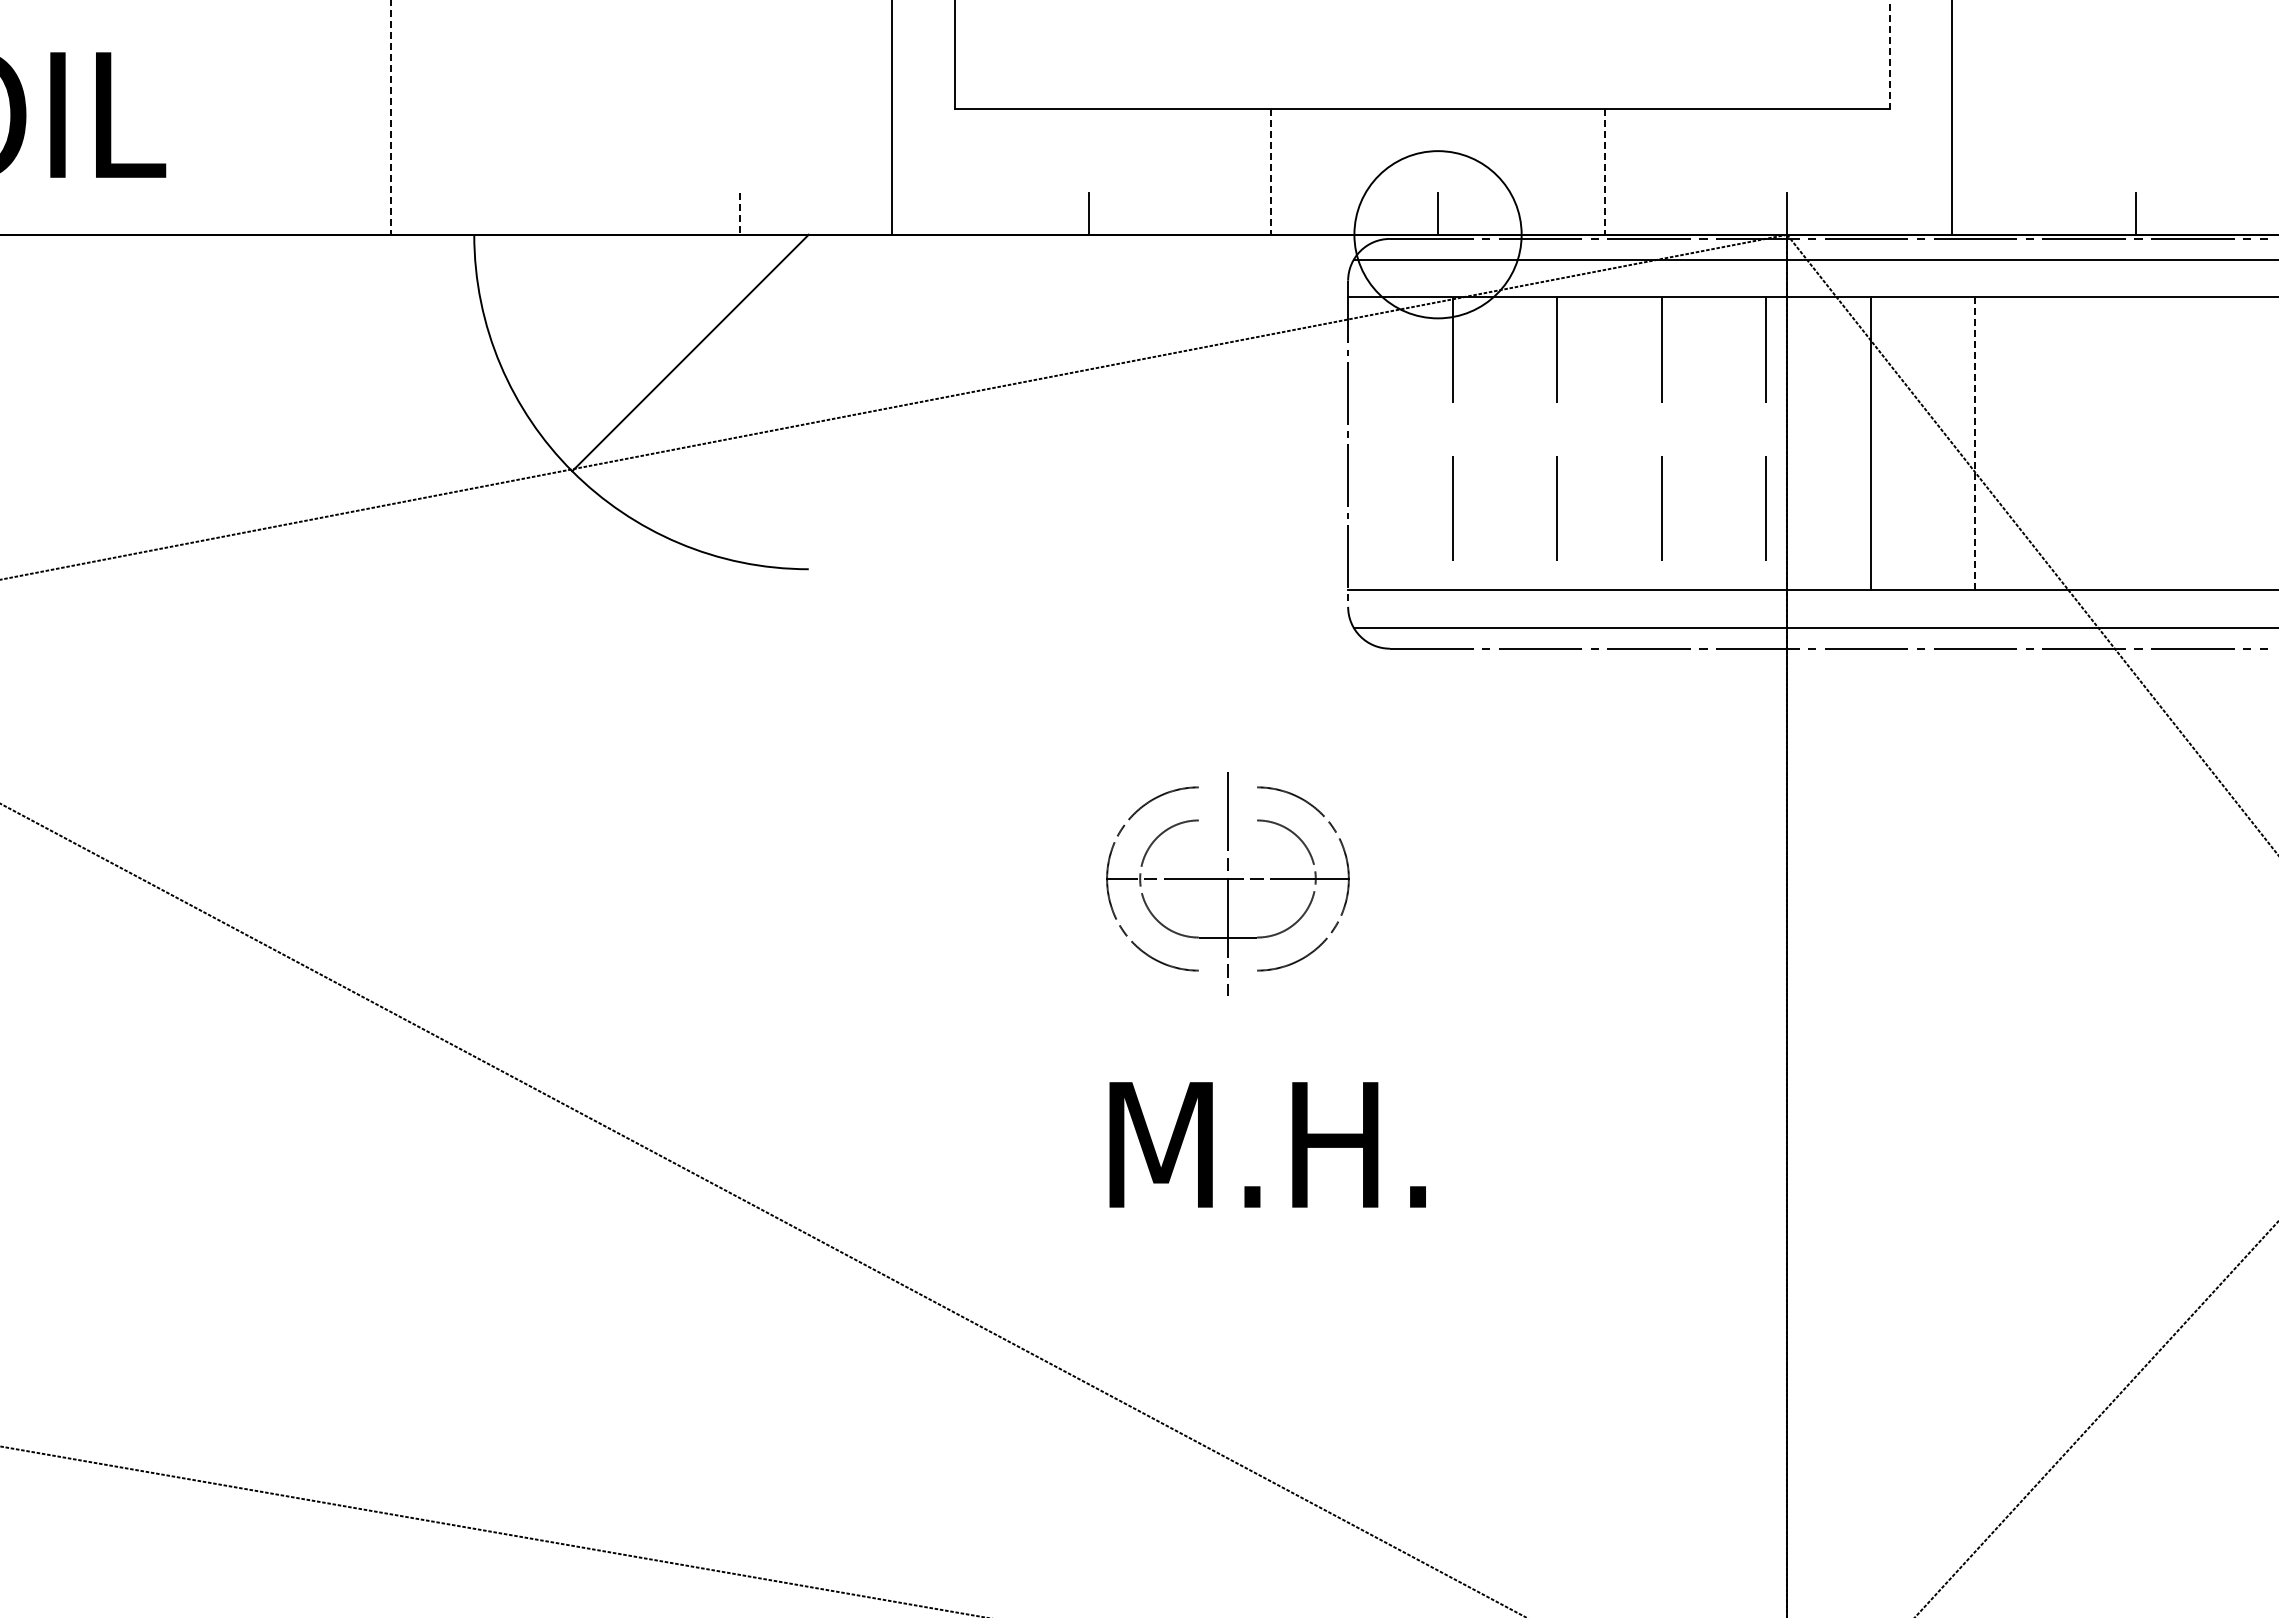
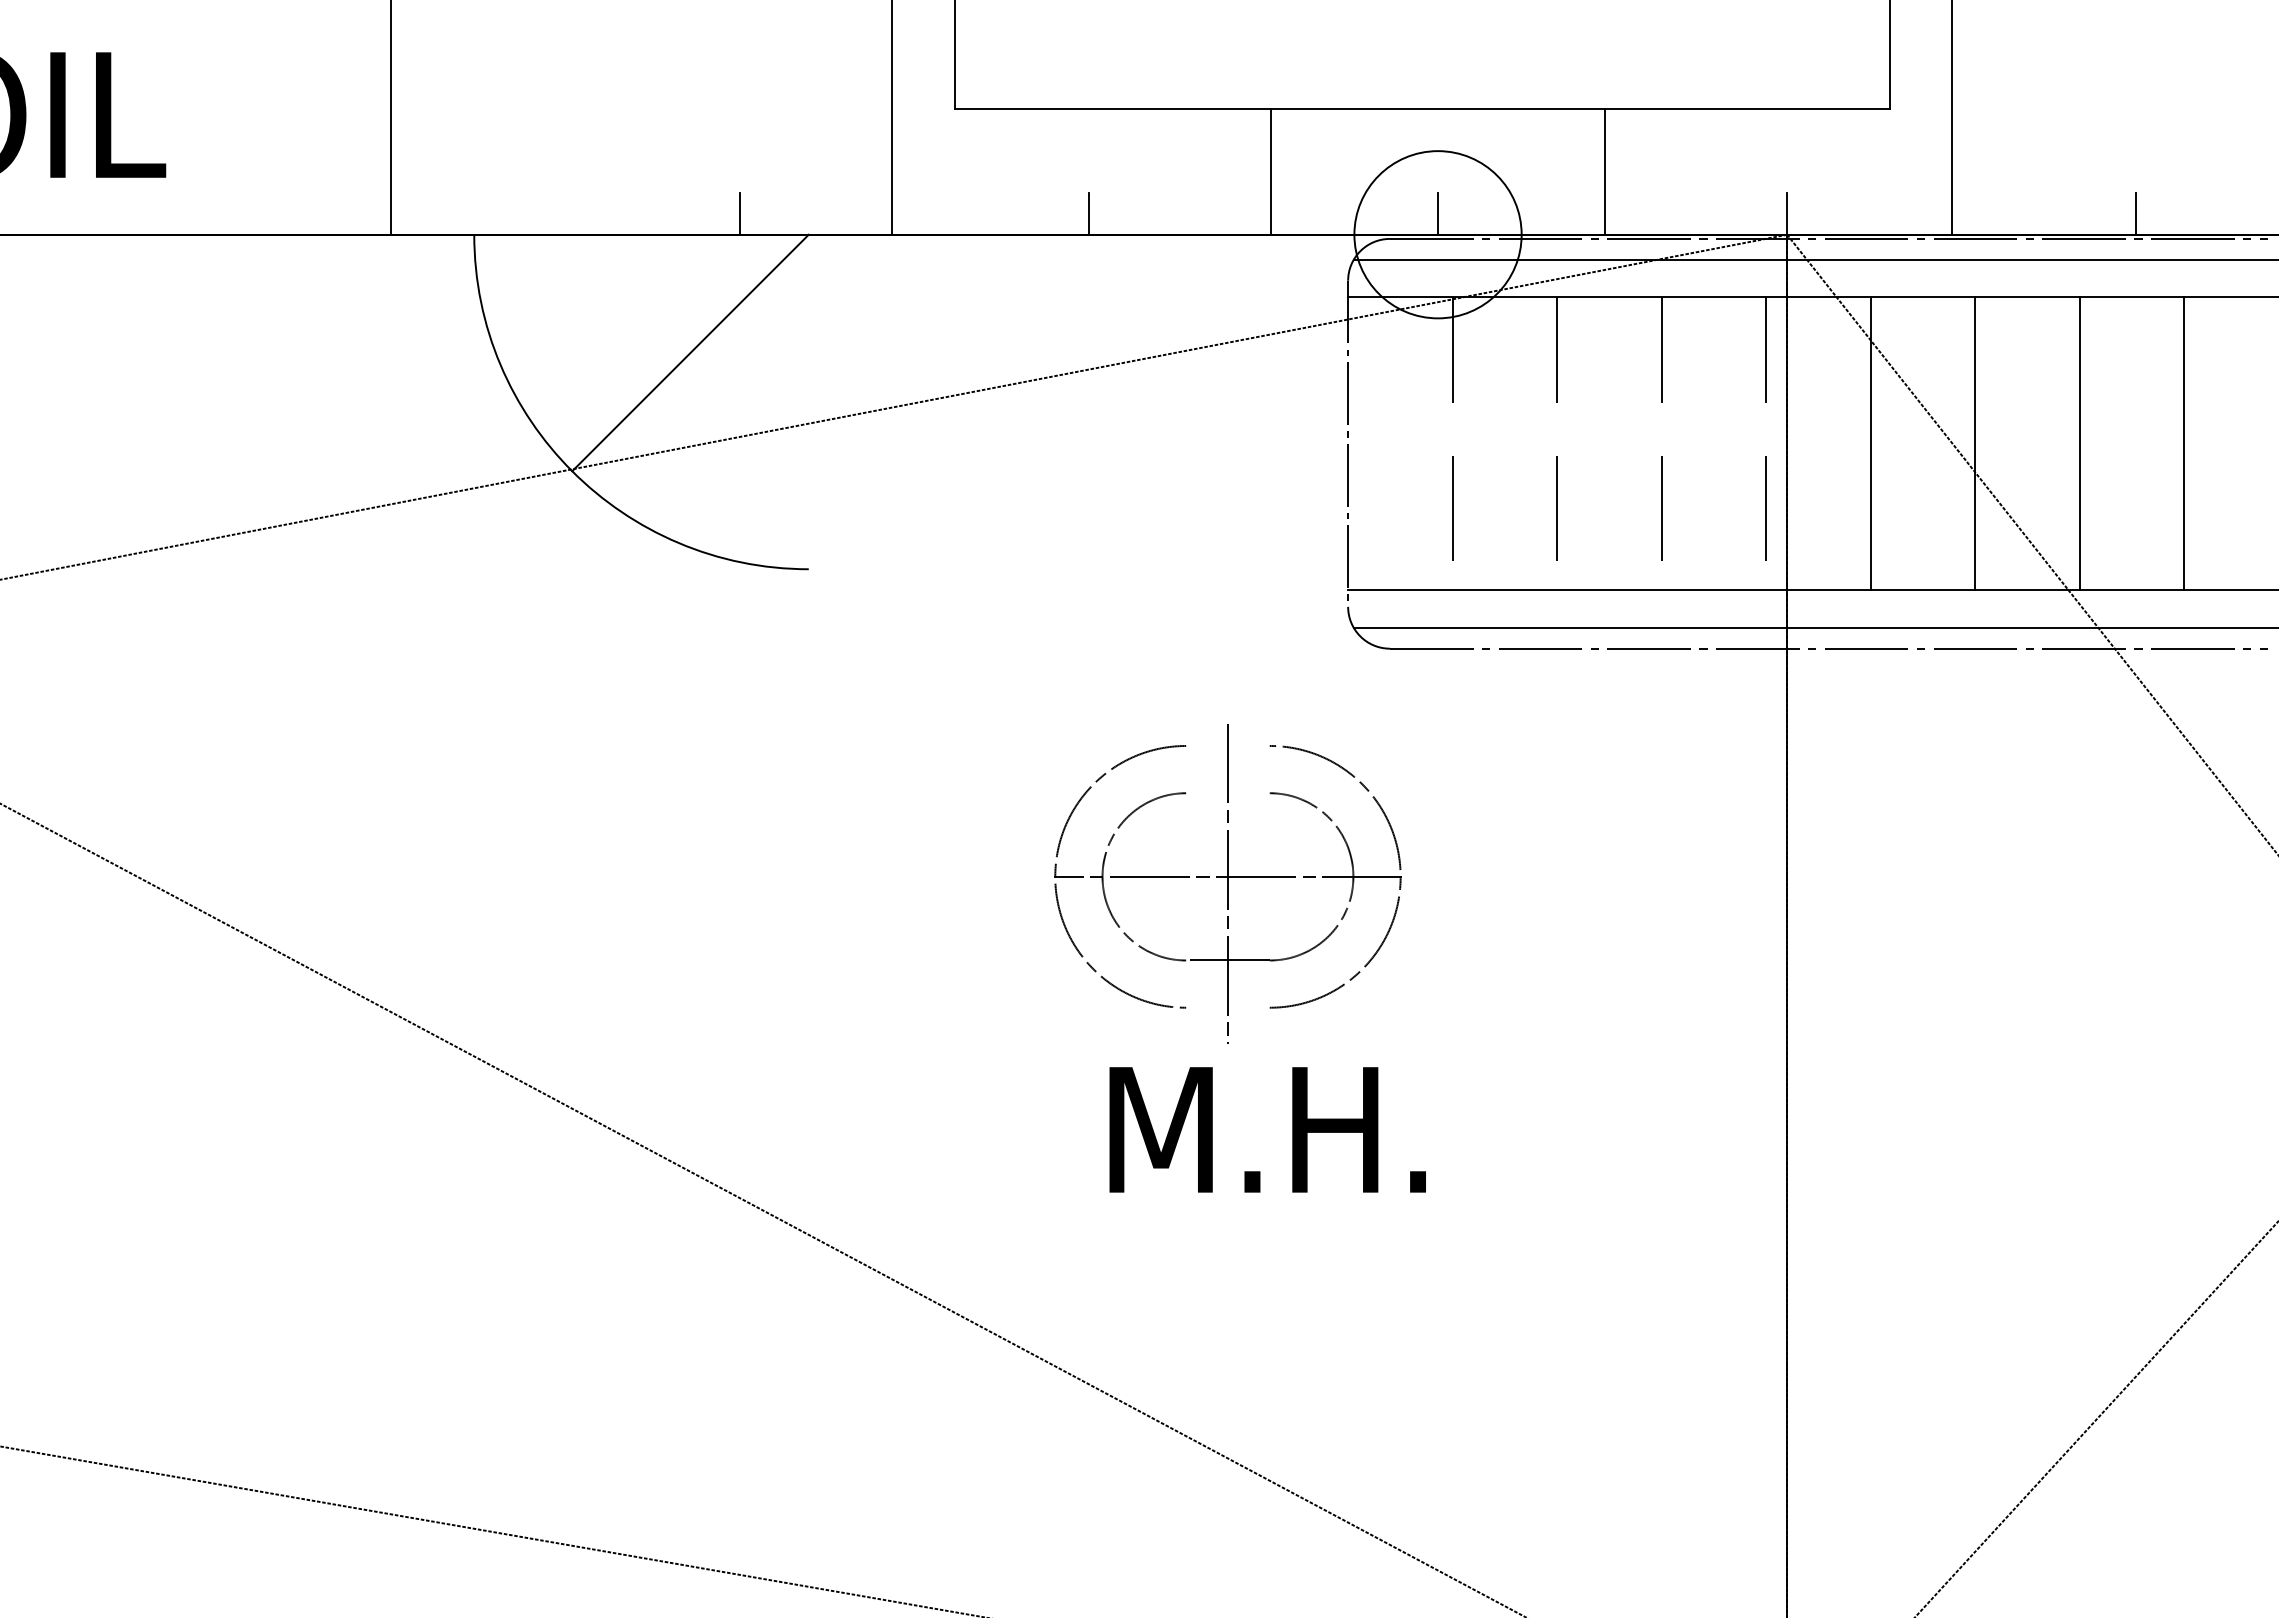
line: dashed -> solid (1889, 55)
line: dashed -> solid (390, 118)
line: dashed -> solid (1270, 172)
line: dashed -> solid (1605, 172)
line: dashed -> solid (739, 213)
line: none -> present (2079, 443)
line: none -> present (2184, 443)
line: dashed -> solid (1975, 444)
part size: 244x224 px -> 348x320 px (1227, 883)
text position: (1267, 1144) -> (1267, 1129) (1267, 1129)
